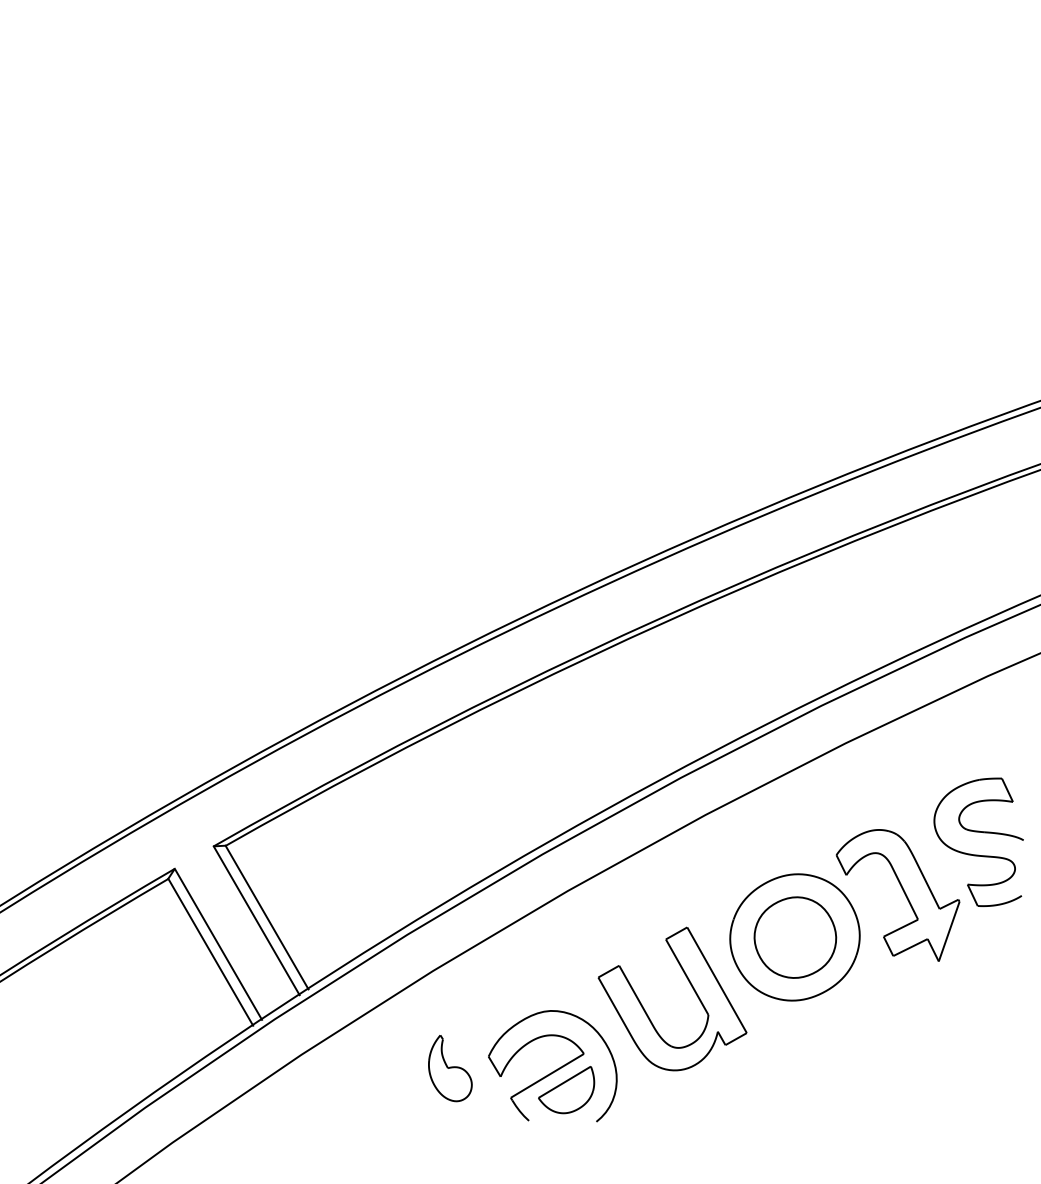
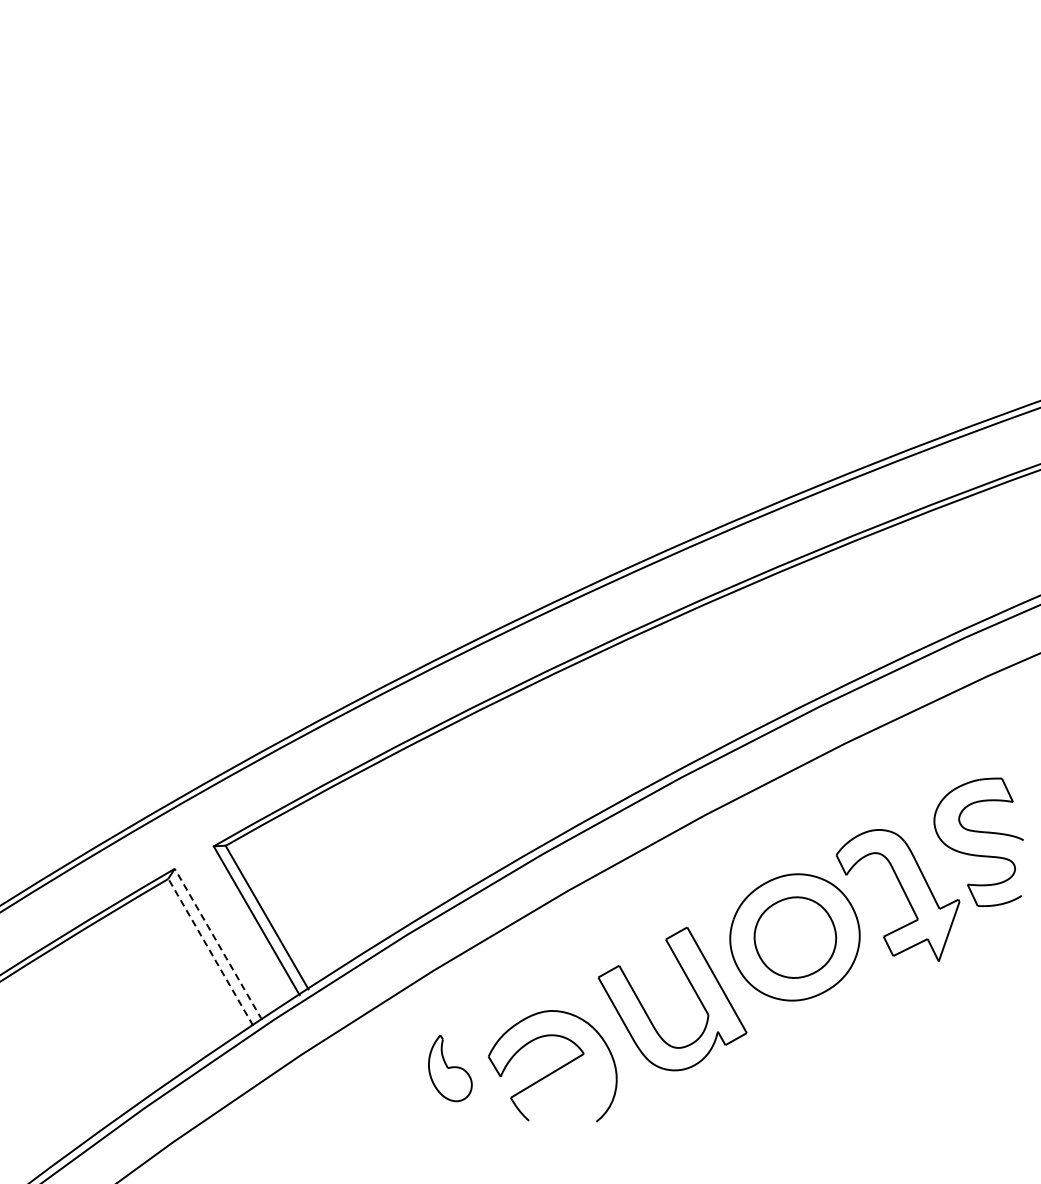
line: solid -> dashed (218, 943)
line: solid -> dashed (210, 952)
part: present -> none (566, 1090)
